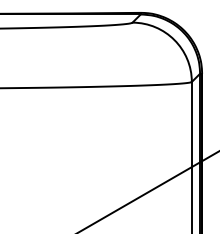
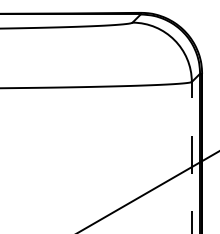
line: solid -> dashed (191, 157)
